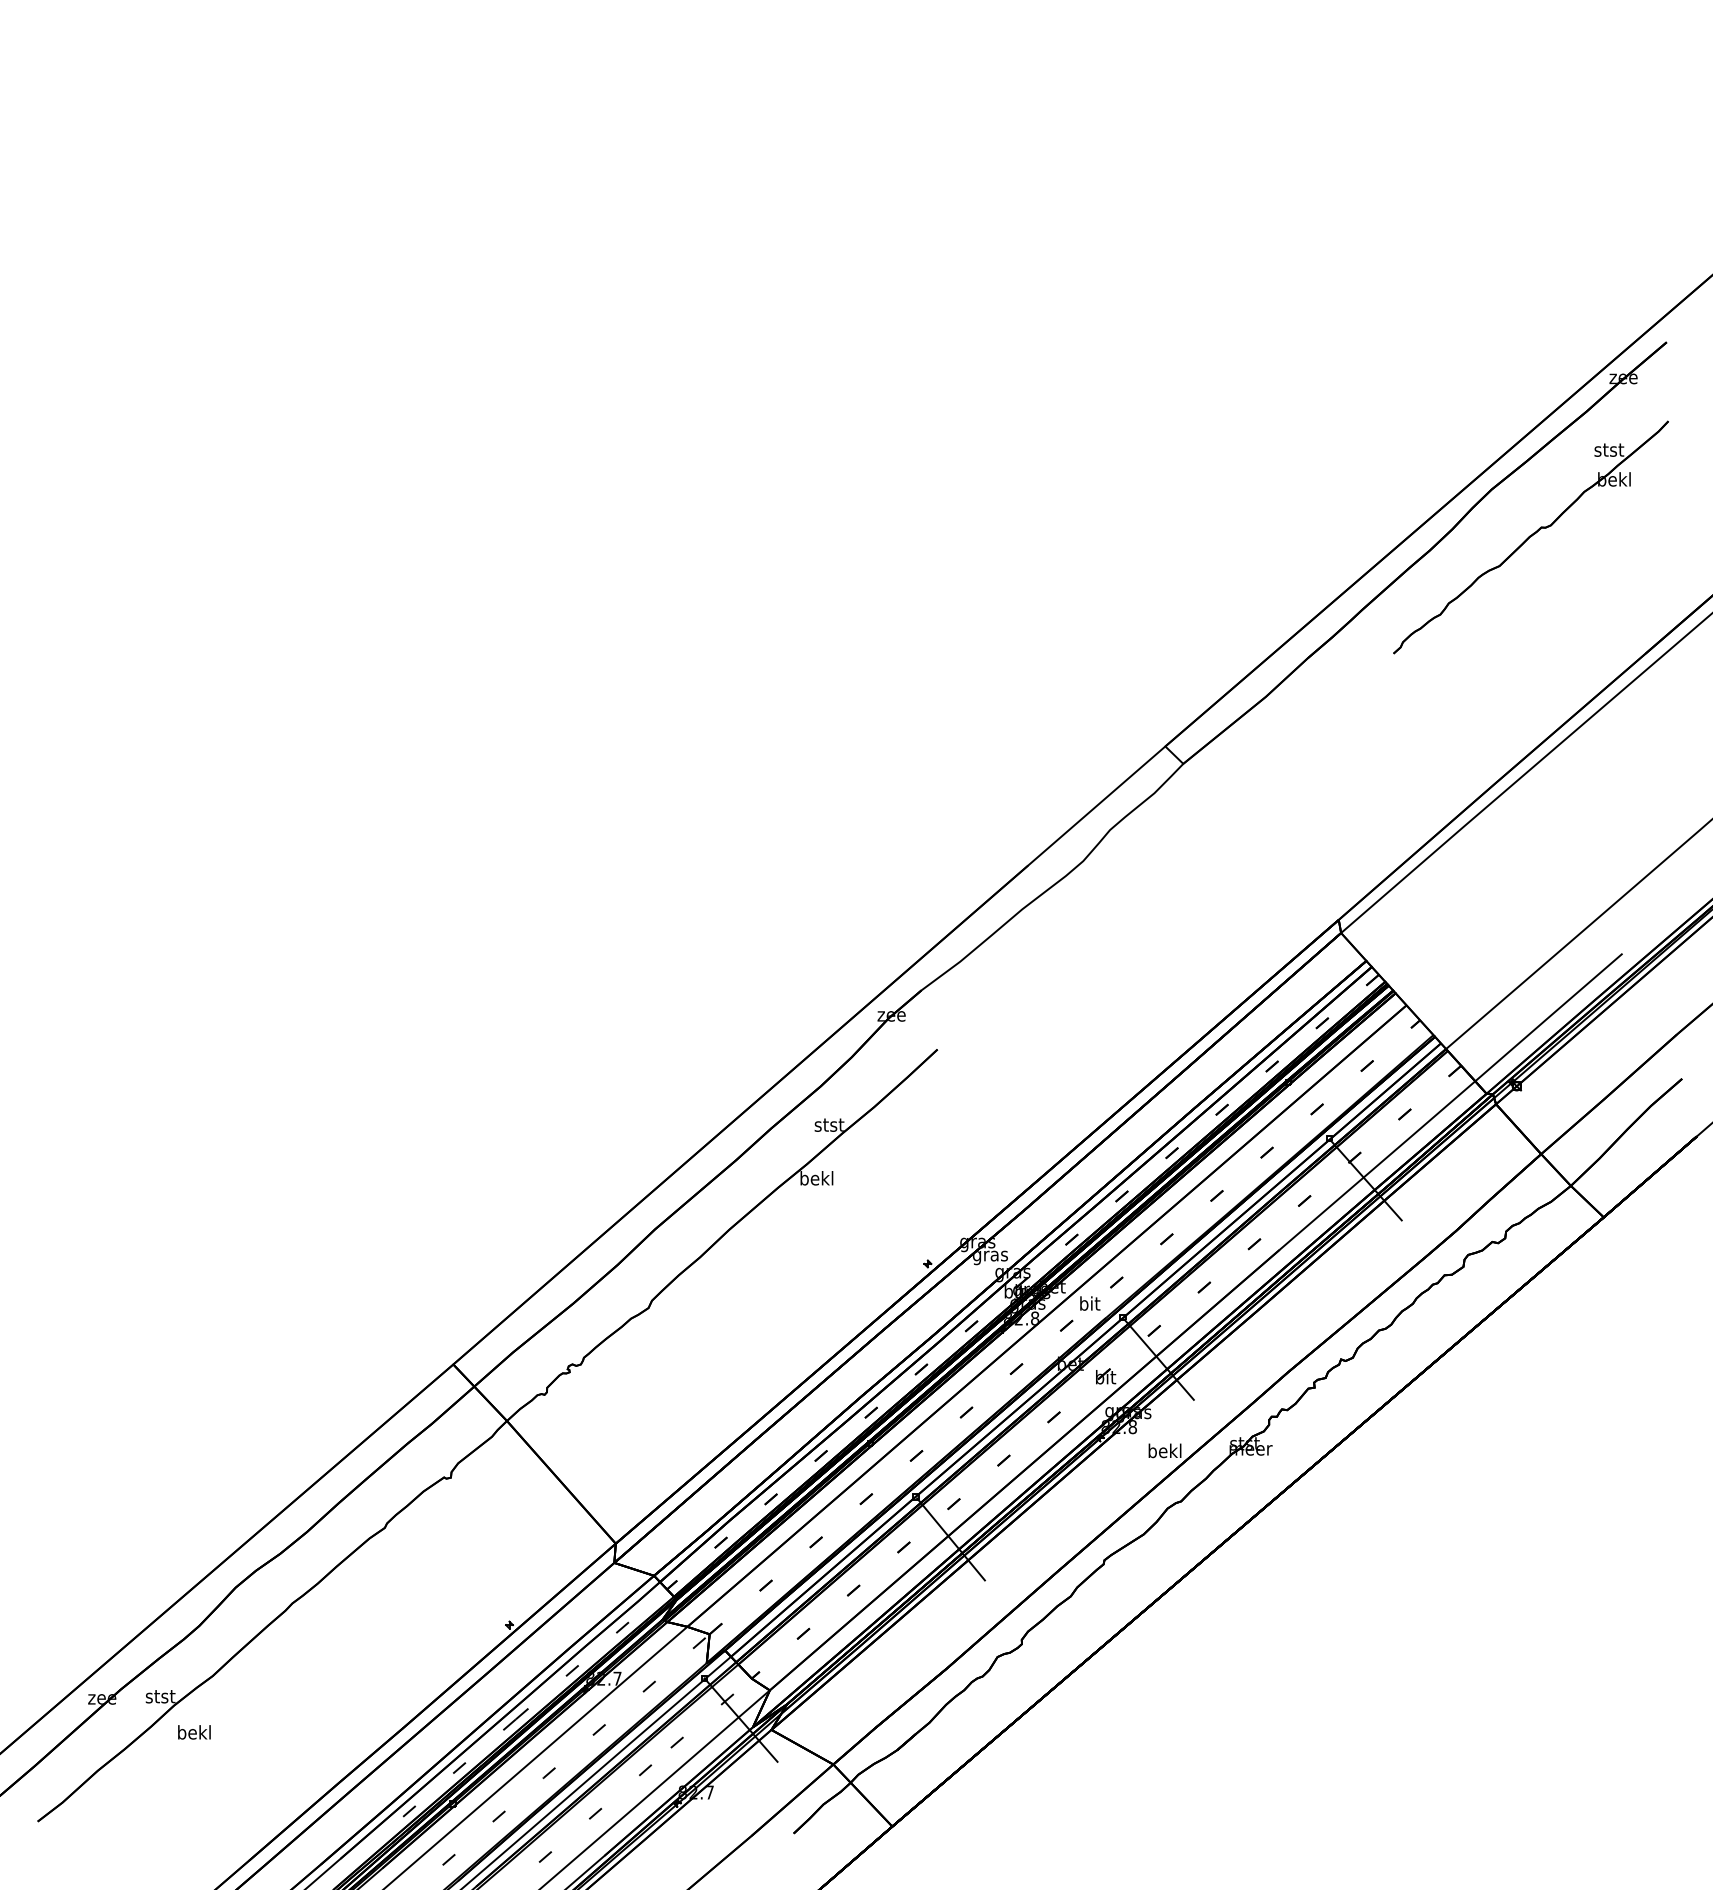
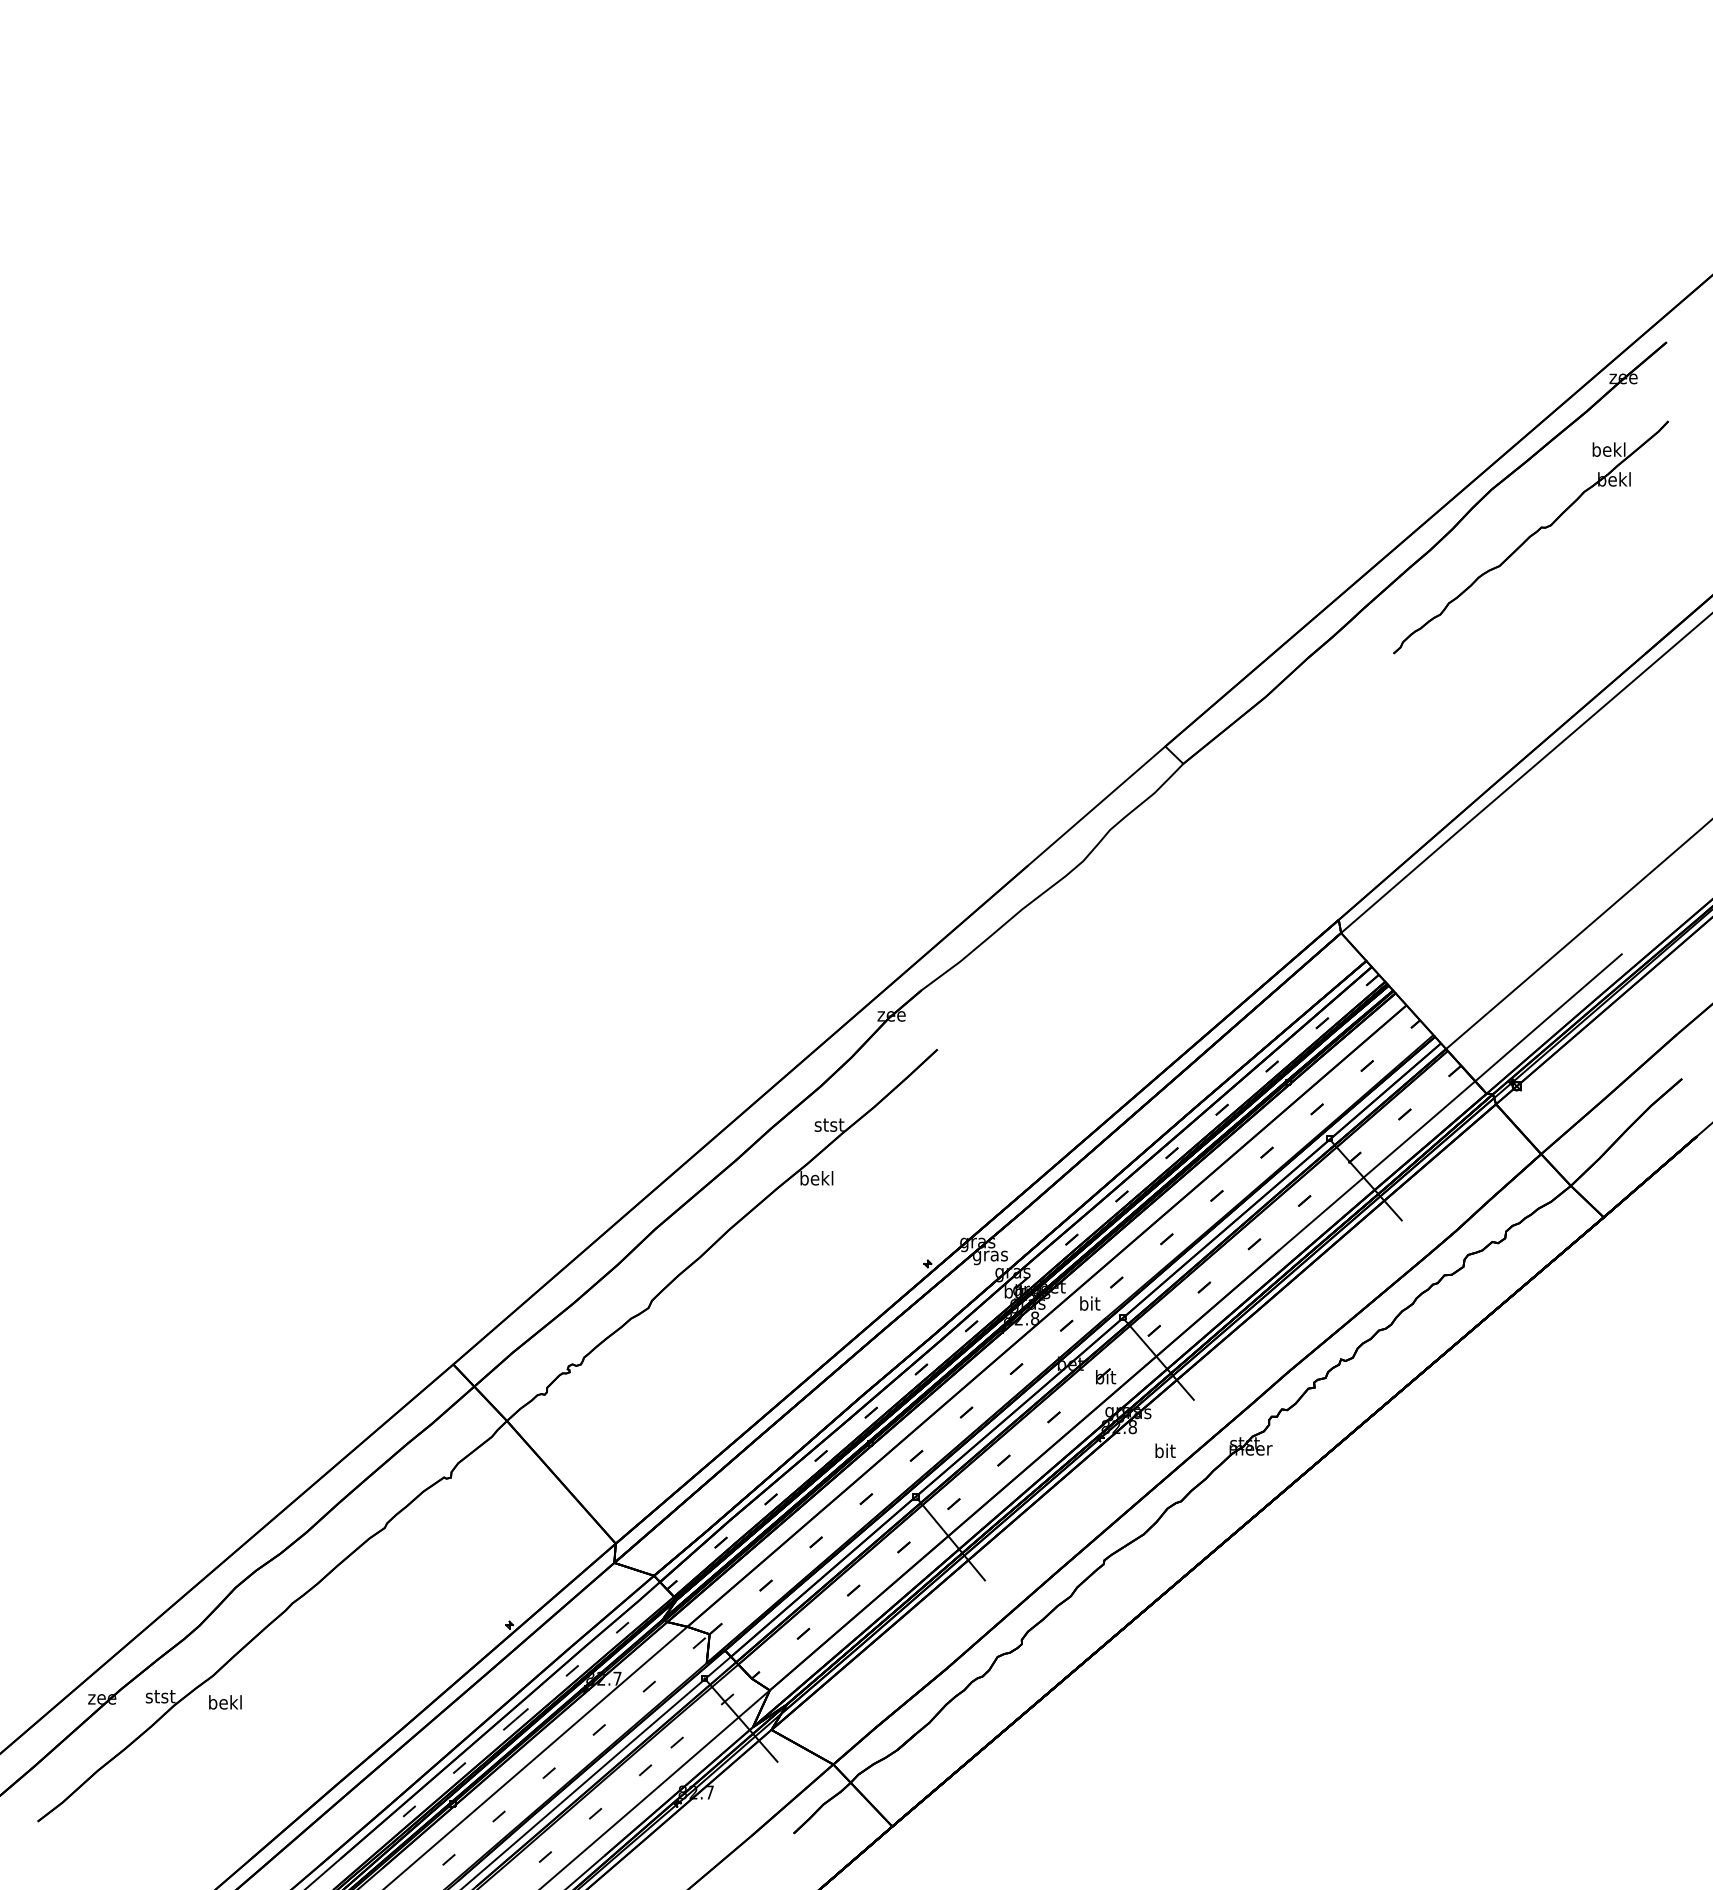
text: stst -> bekl (1608, 449)
text: bekl -> bit (1164, 1450)
text position: (194, 1732) -> (225, 1702) (225, 1702)
